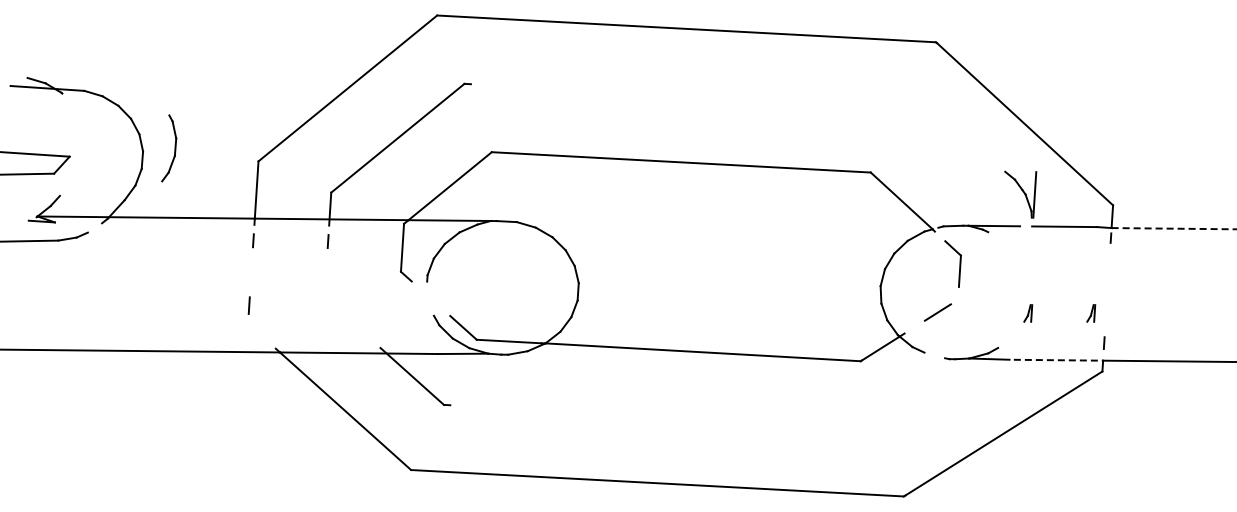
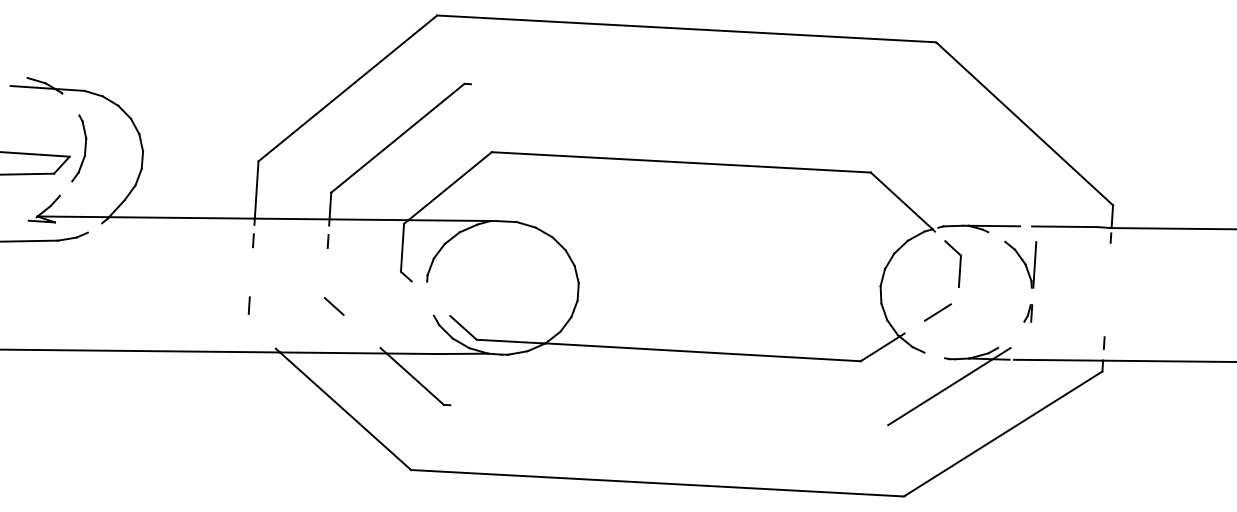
part position: (169, 148) -> (79, 148) (79, 148)
part position: (1020, 194) -> (1020, 264) (1020, 264)
line: dashed -> solid (1174, 228)
line: none -> present (333, 306)
part: present -> none (1091, 313)
line: dashed -> solid (1058, 360)
line: none -> present (949, 386)
